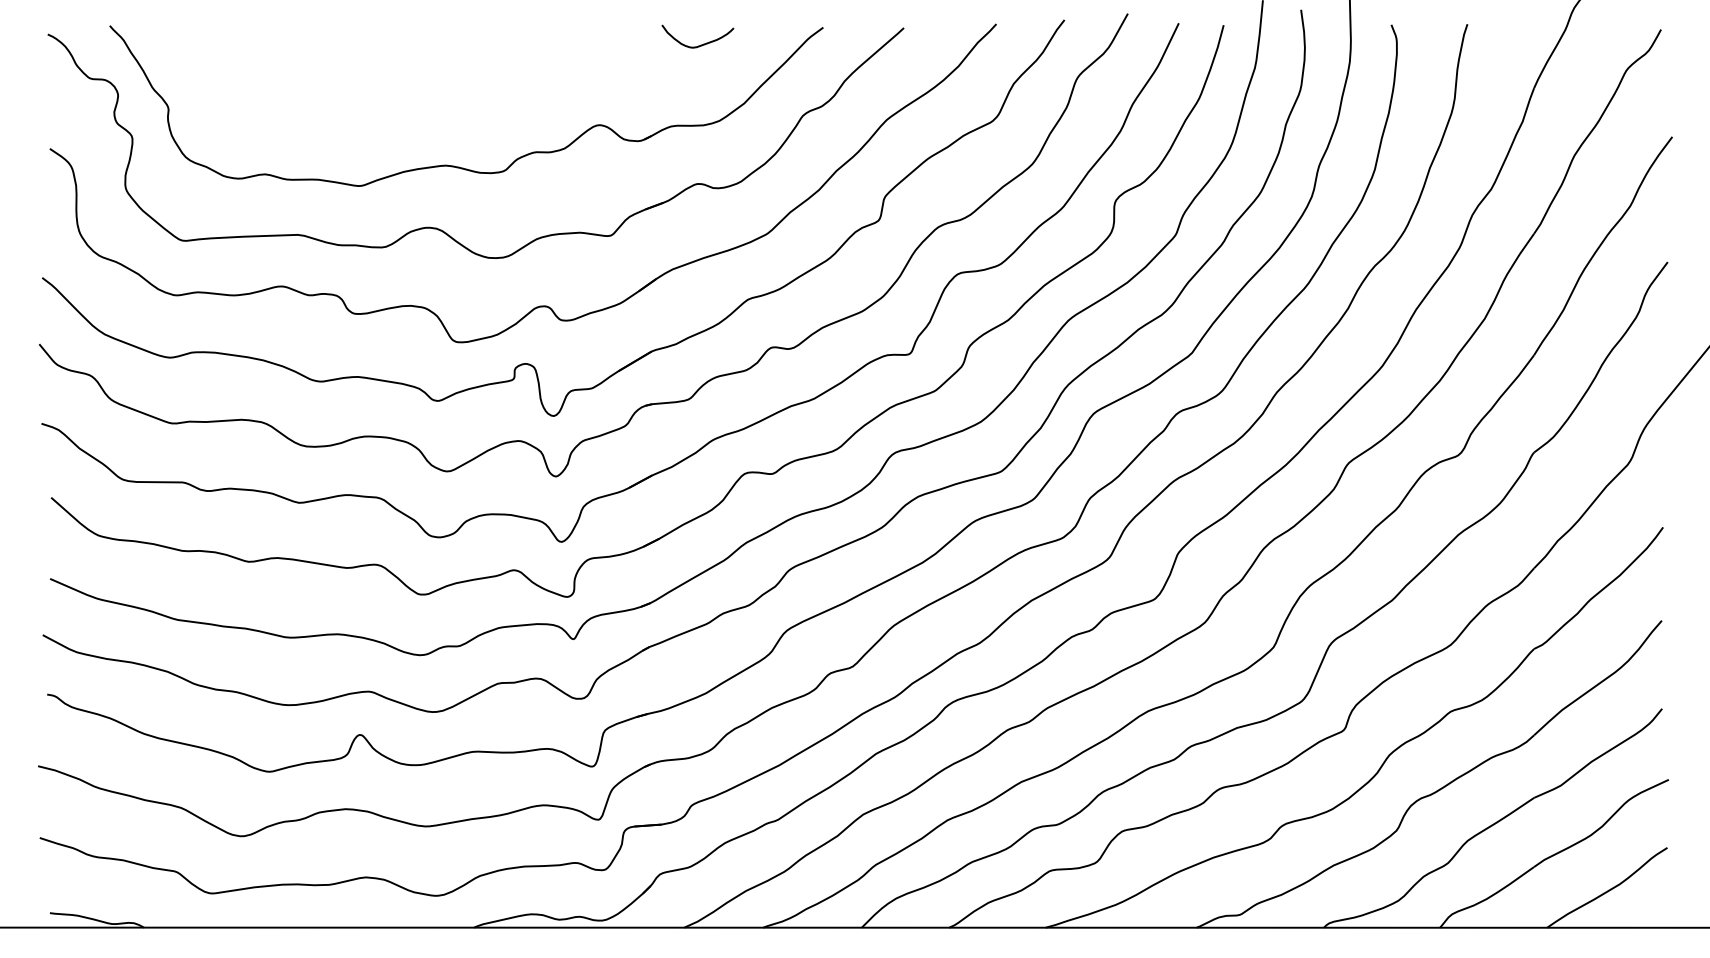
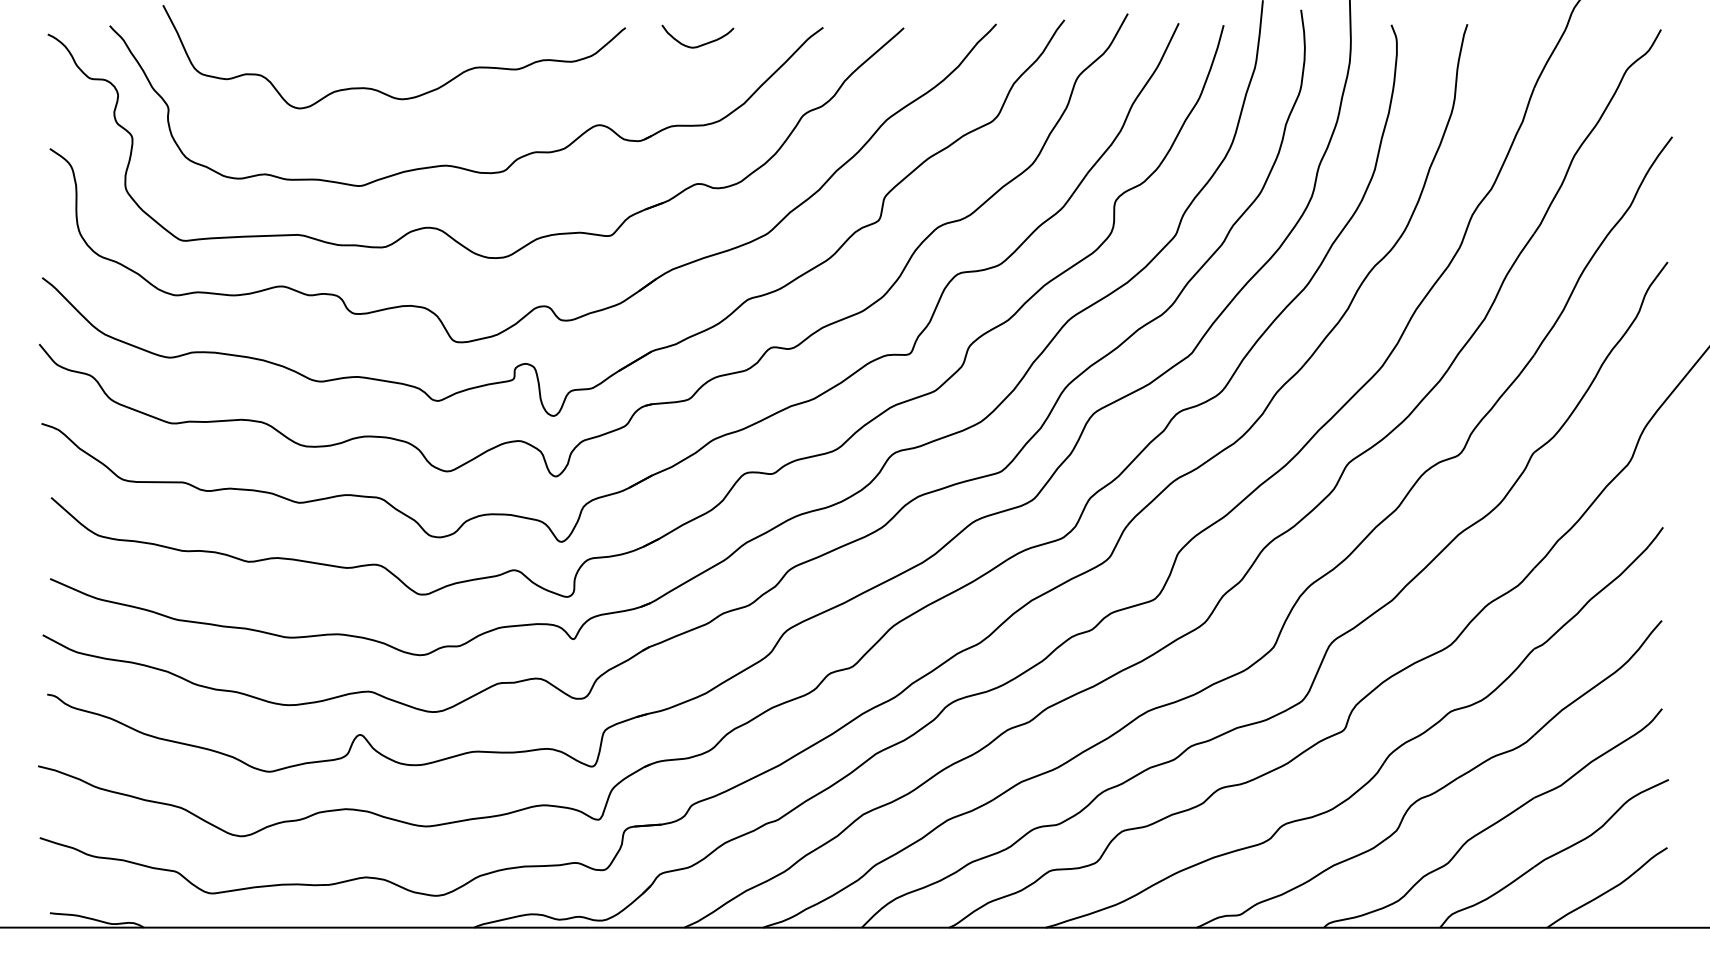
curve: none -> present (382, 91)
